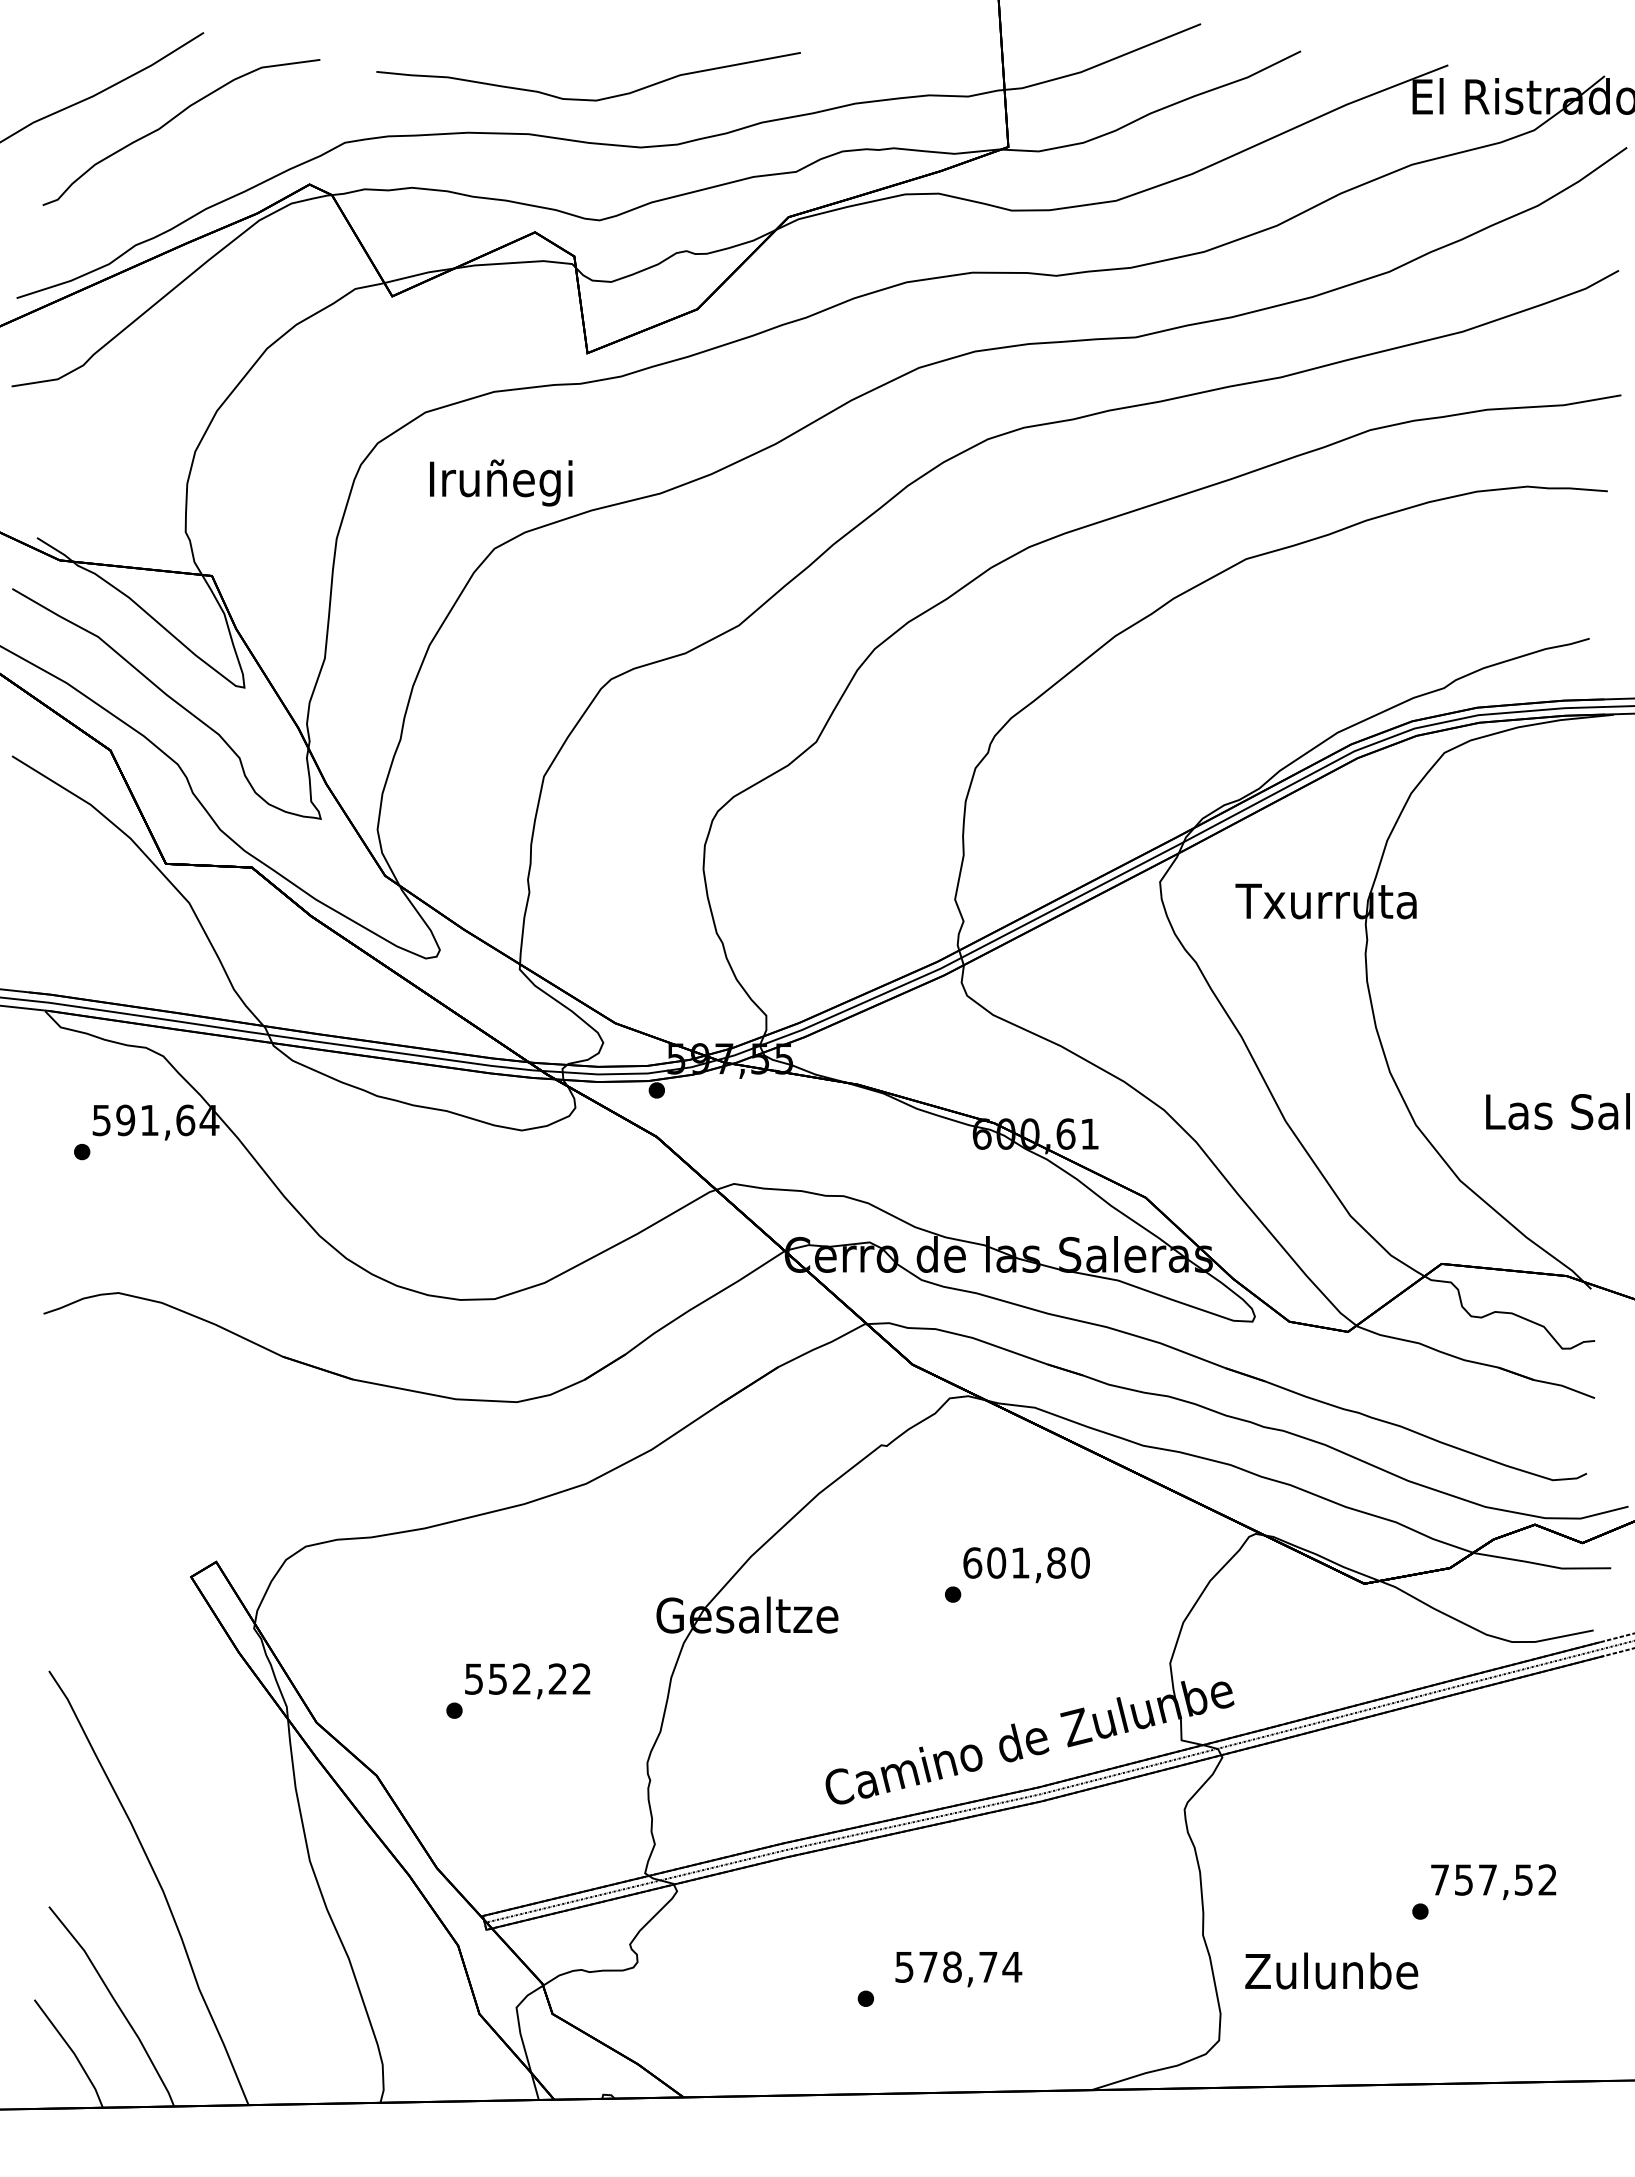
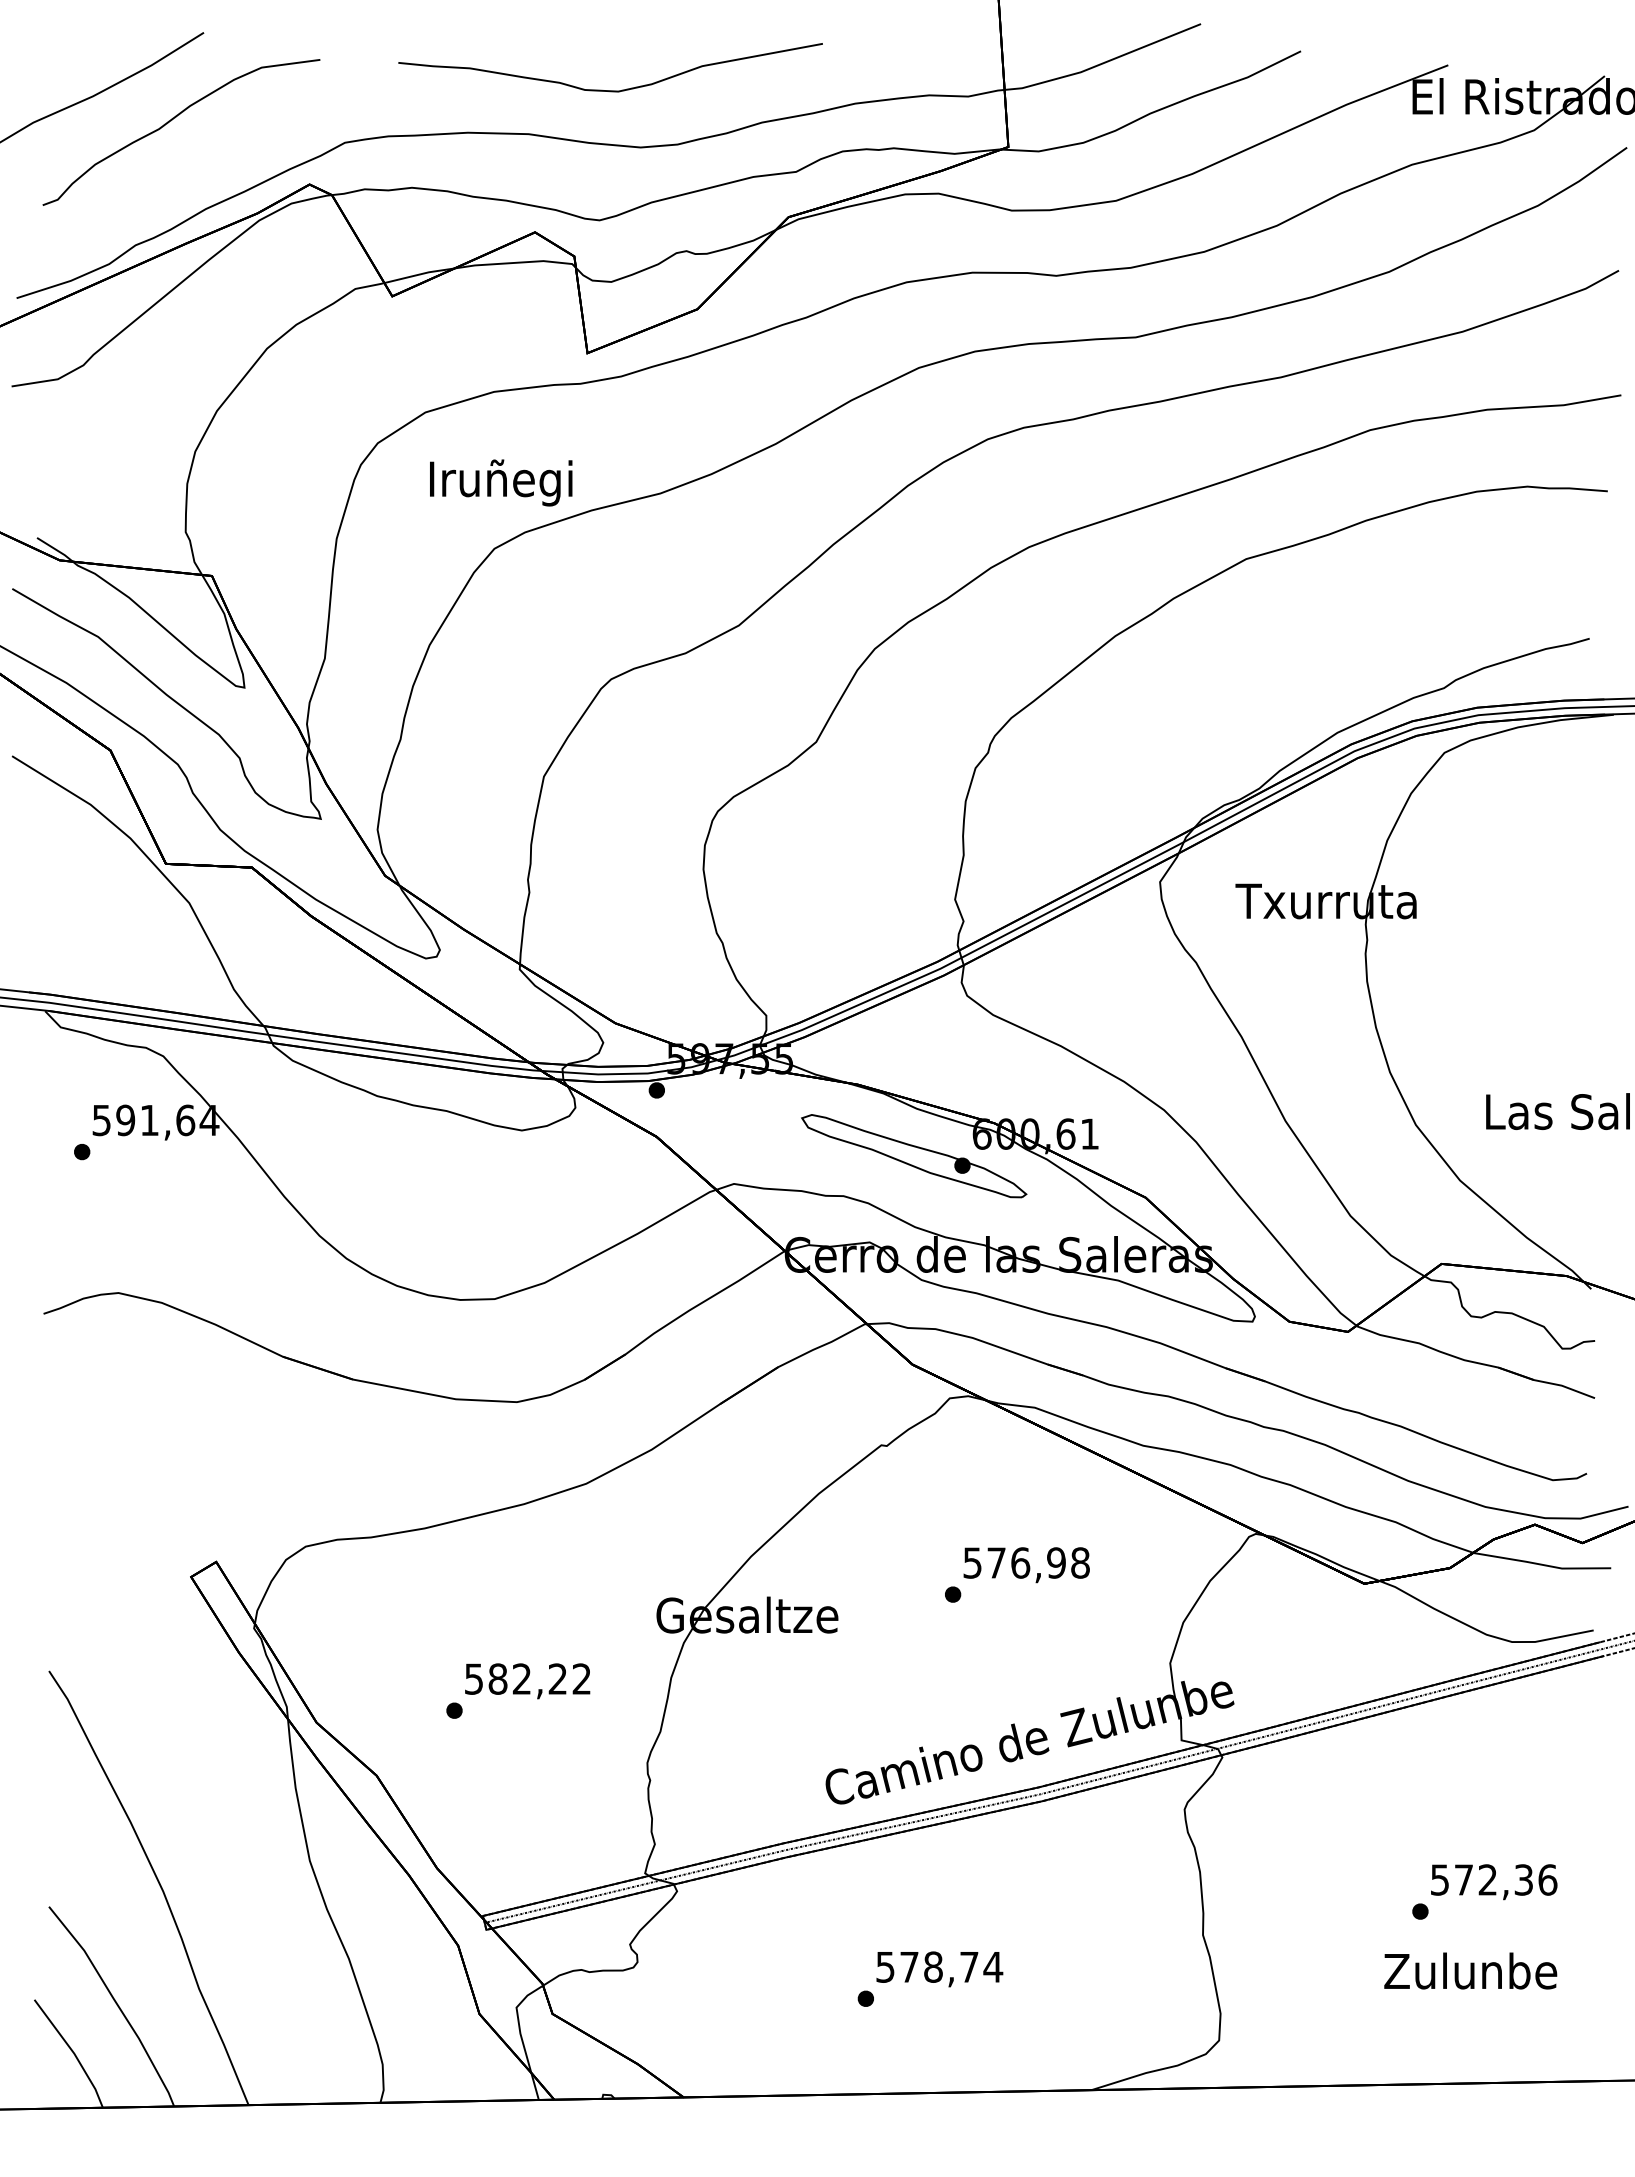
curve position: (588, 99) -> (610, 90) (610, 90)
part: none -> present (914, 1156)
text: 601,80 -> 576,98 (1026, 1562)
text: 552,22 -> 582,22 (497, 1678)
text: 757,52 -> 572,36 (1494, 1879)
text position: (958, 1969) -> (939, 1969) (939, 1969)
text position: (1331, 1970) -> (1470, 1970) (1470, 1970)
